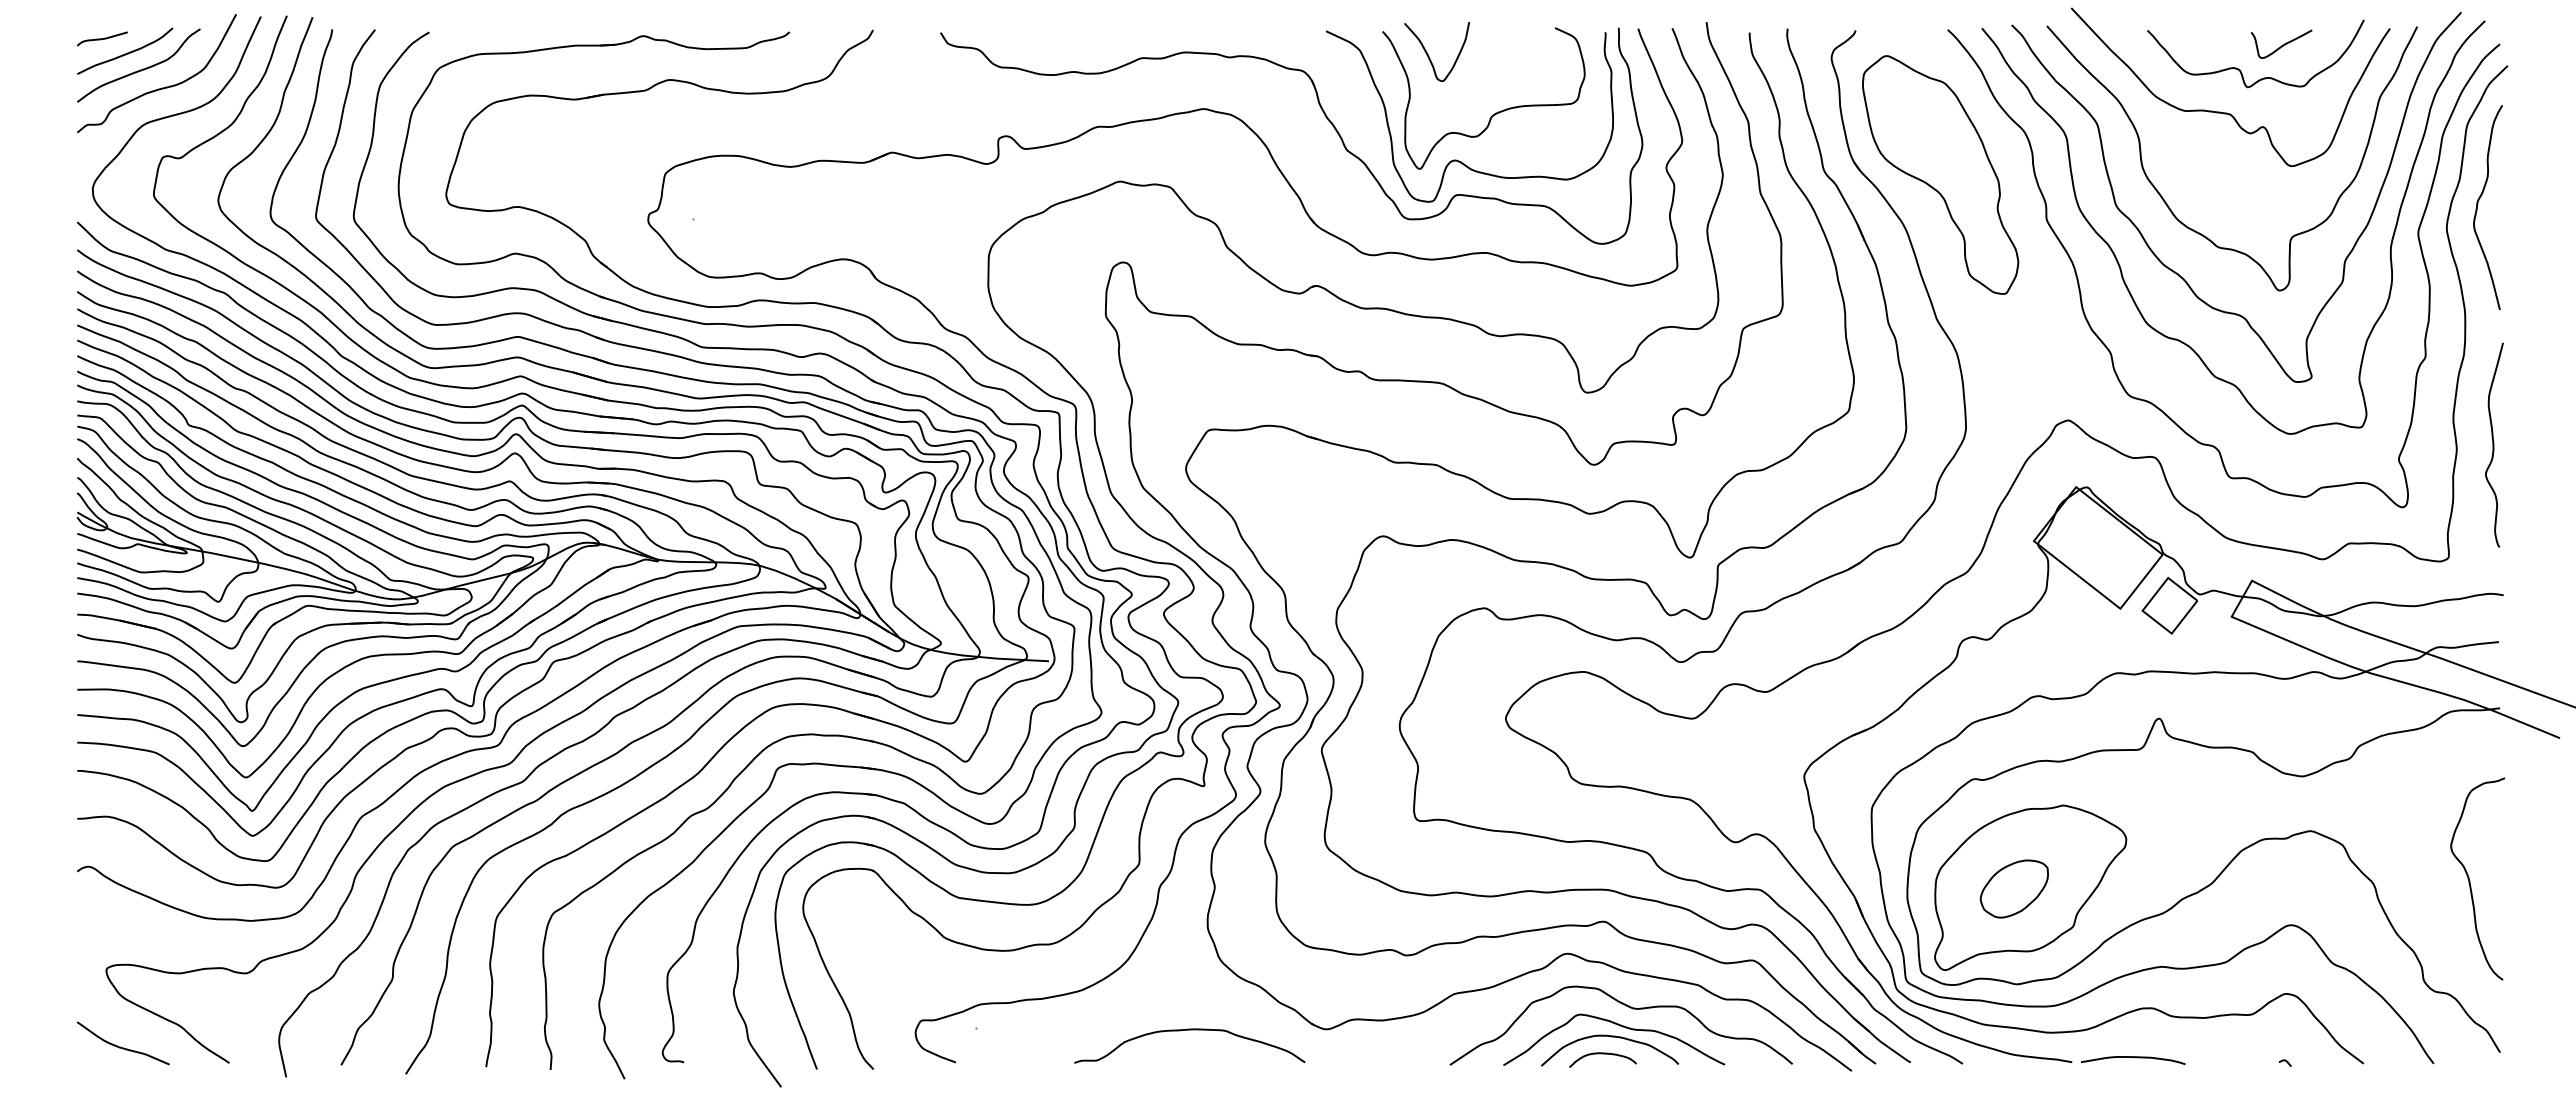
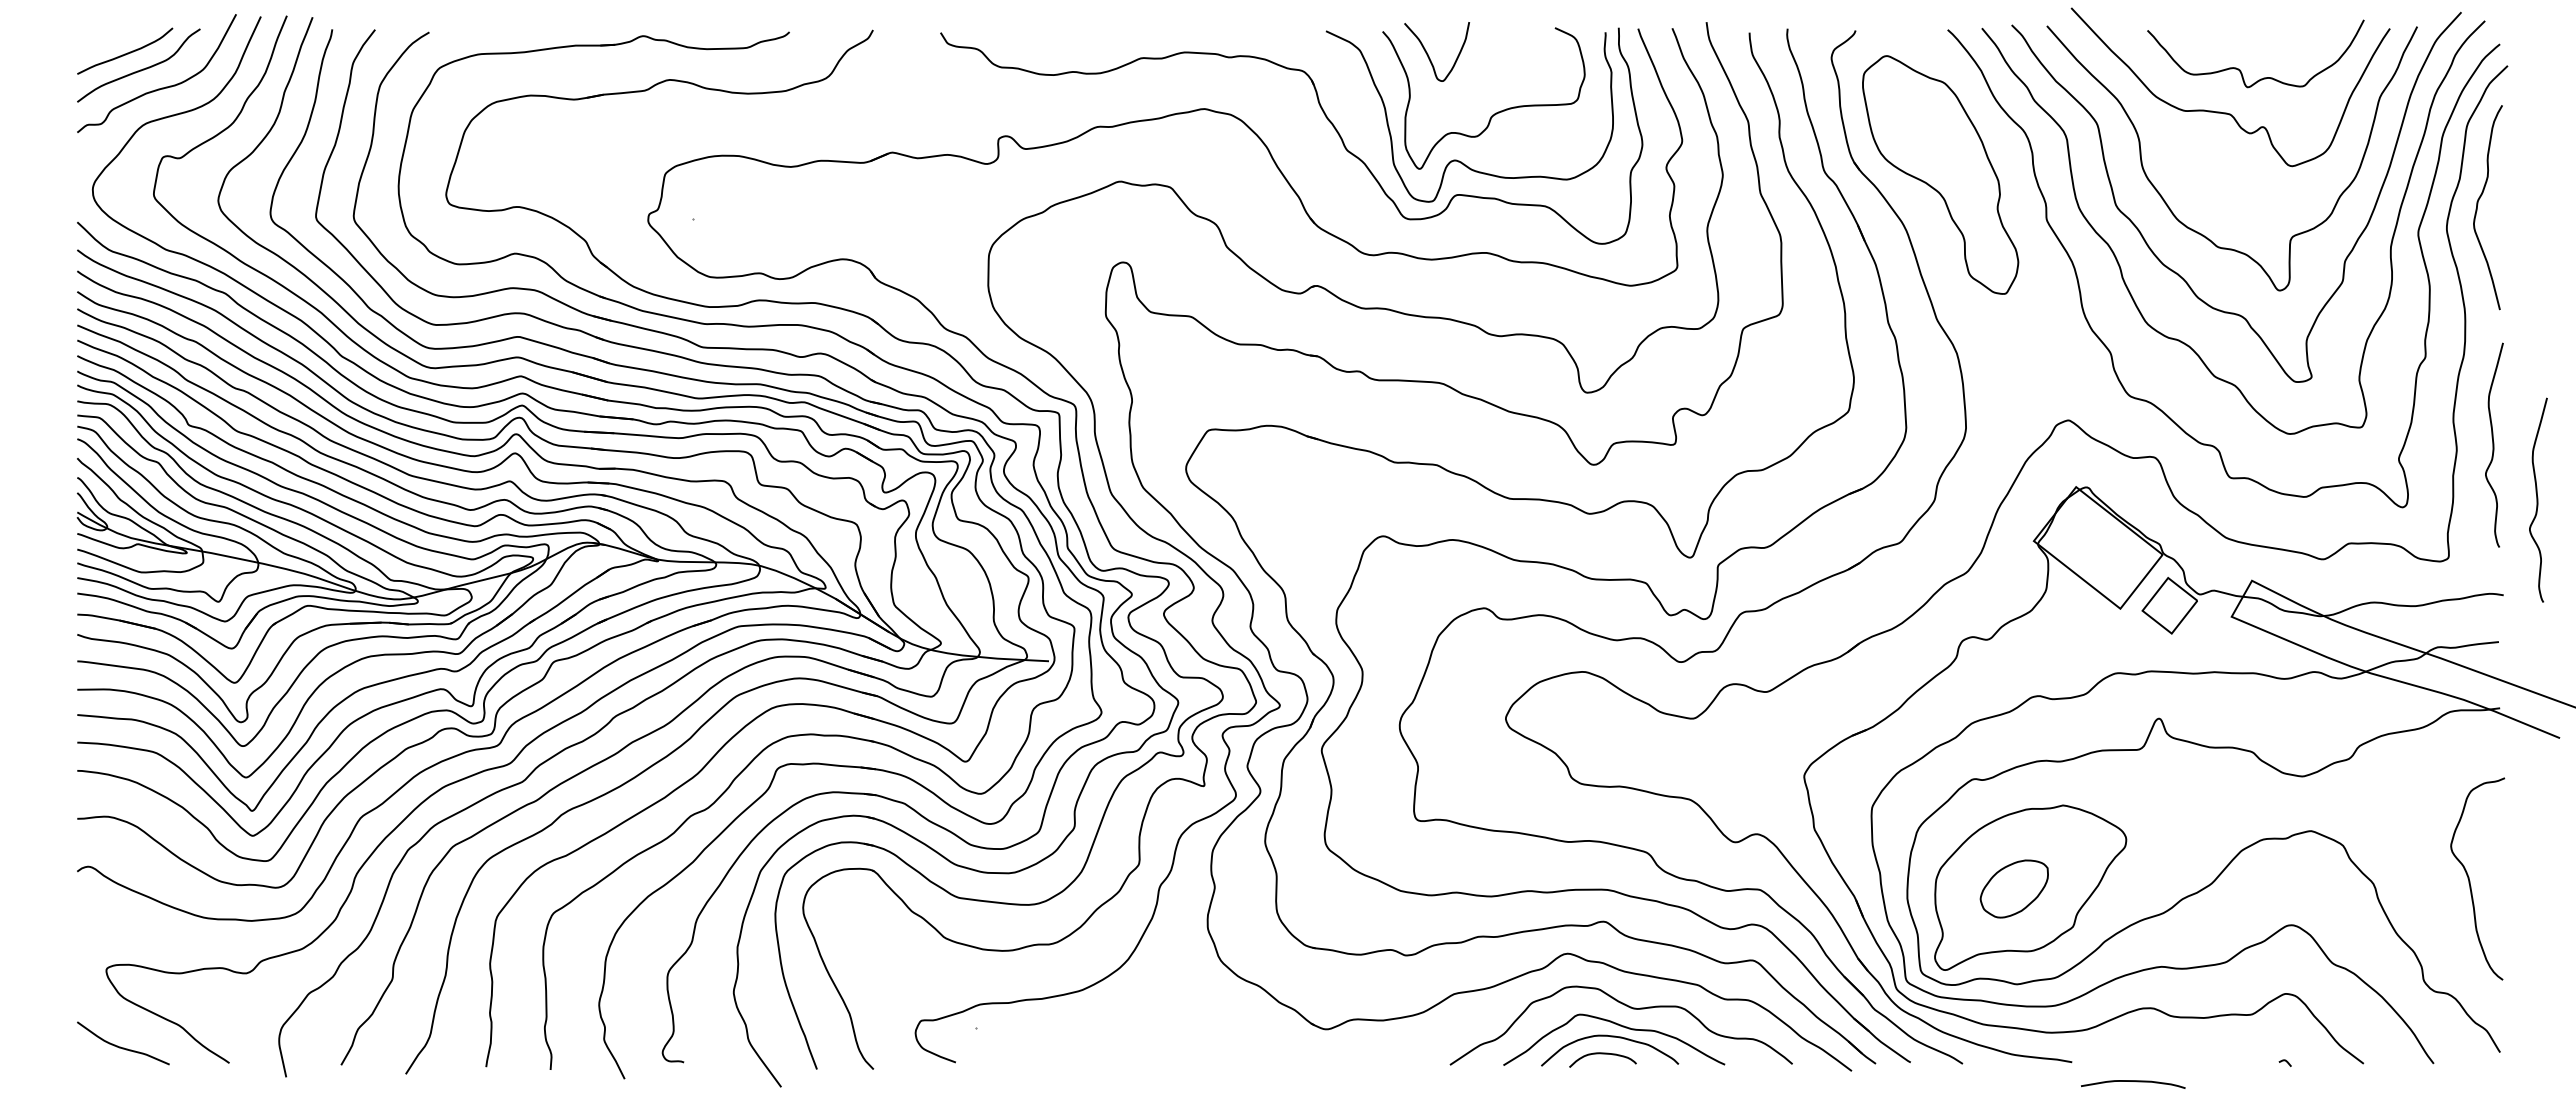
curve: present -> none (102, 38)
curve: present -> none (2282, 44)
curve: none -> present (2538, 499)
curve: present -> none (1189, 1030)
curve position: (2133, 1057) -> (2133, 1081) (2133, 1081)
